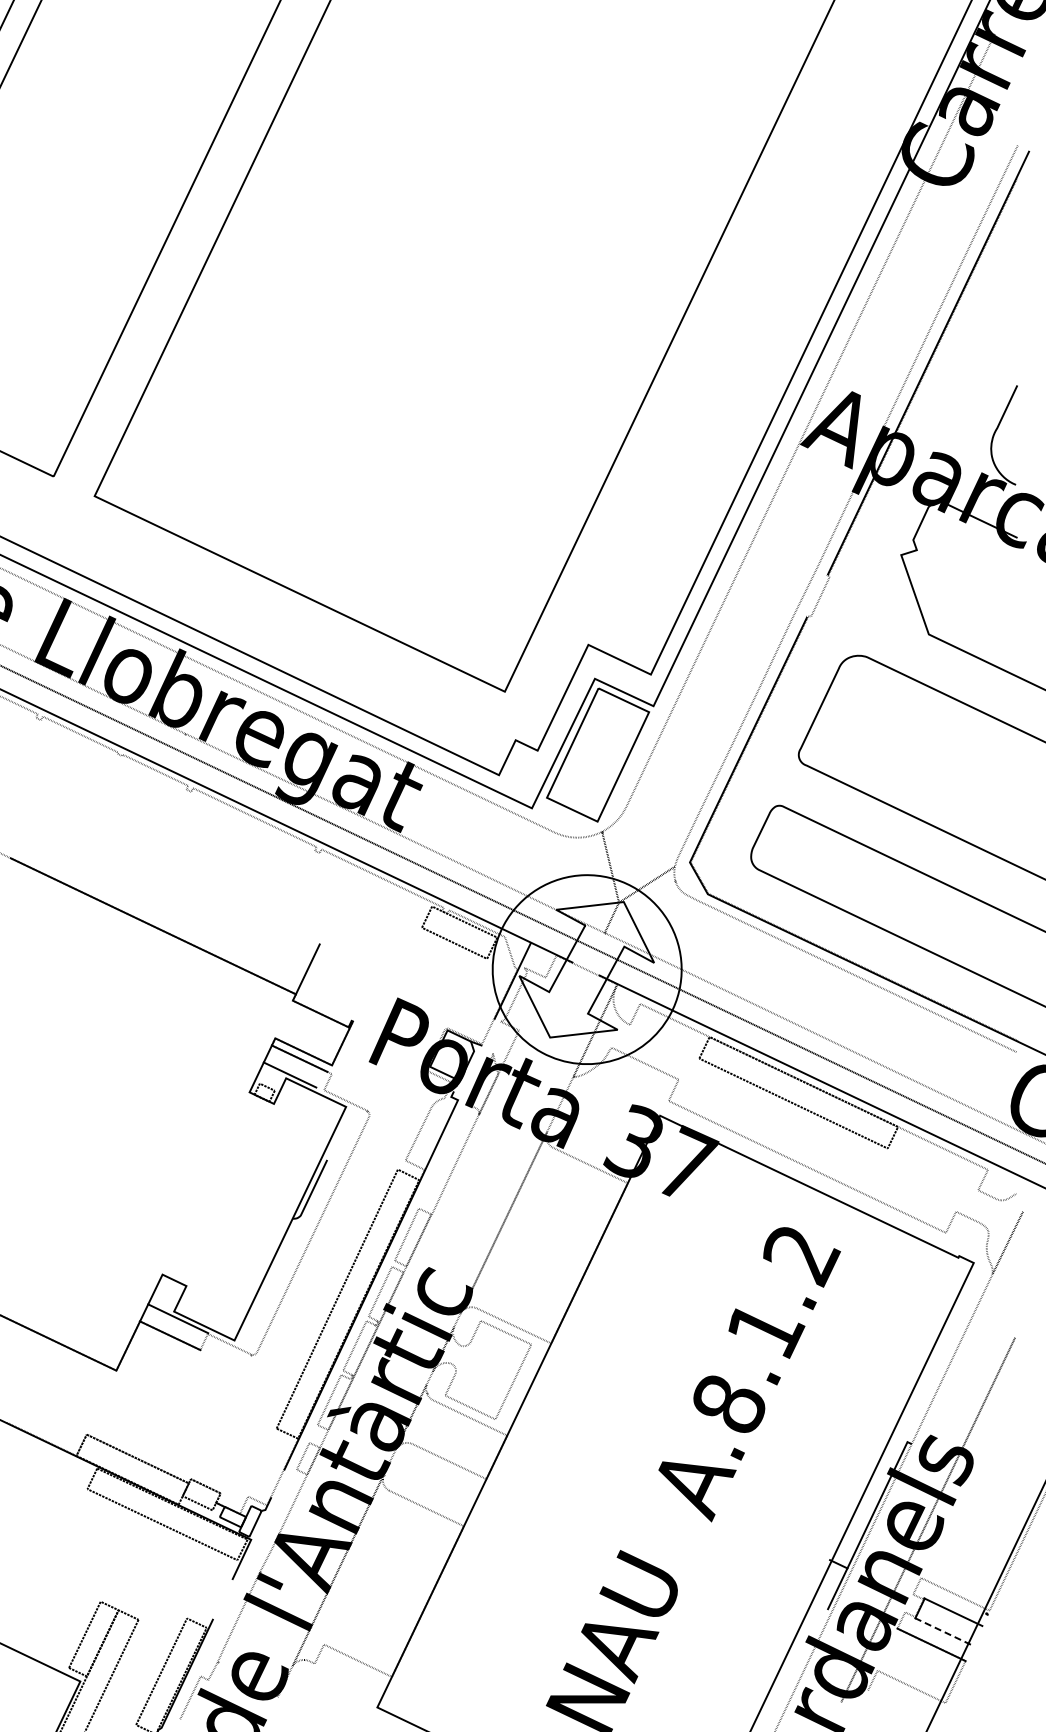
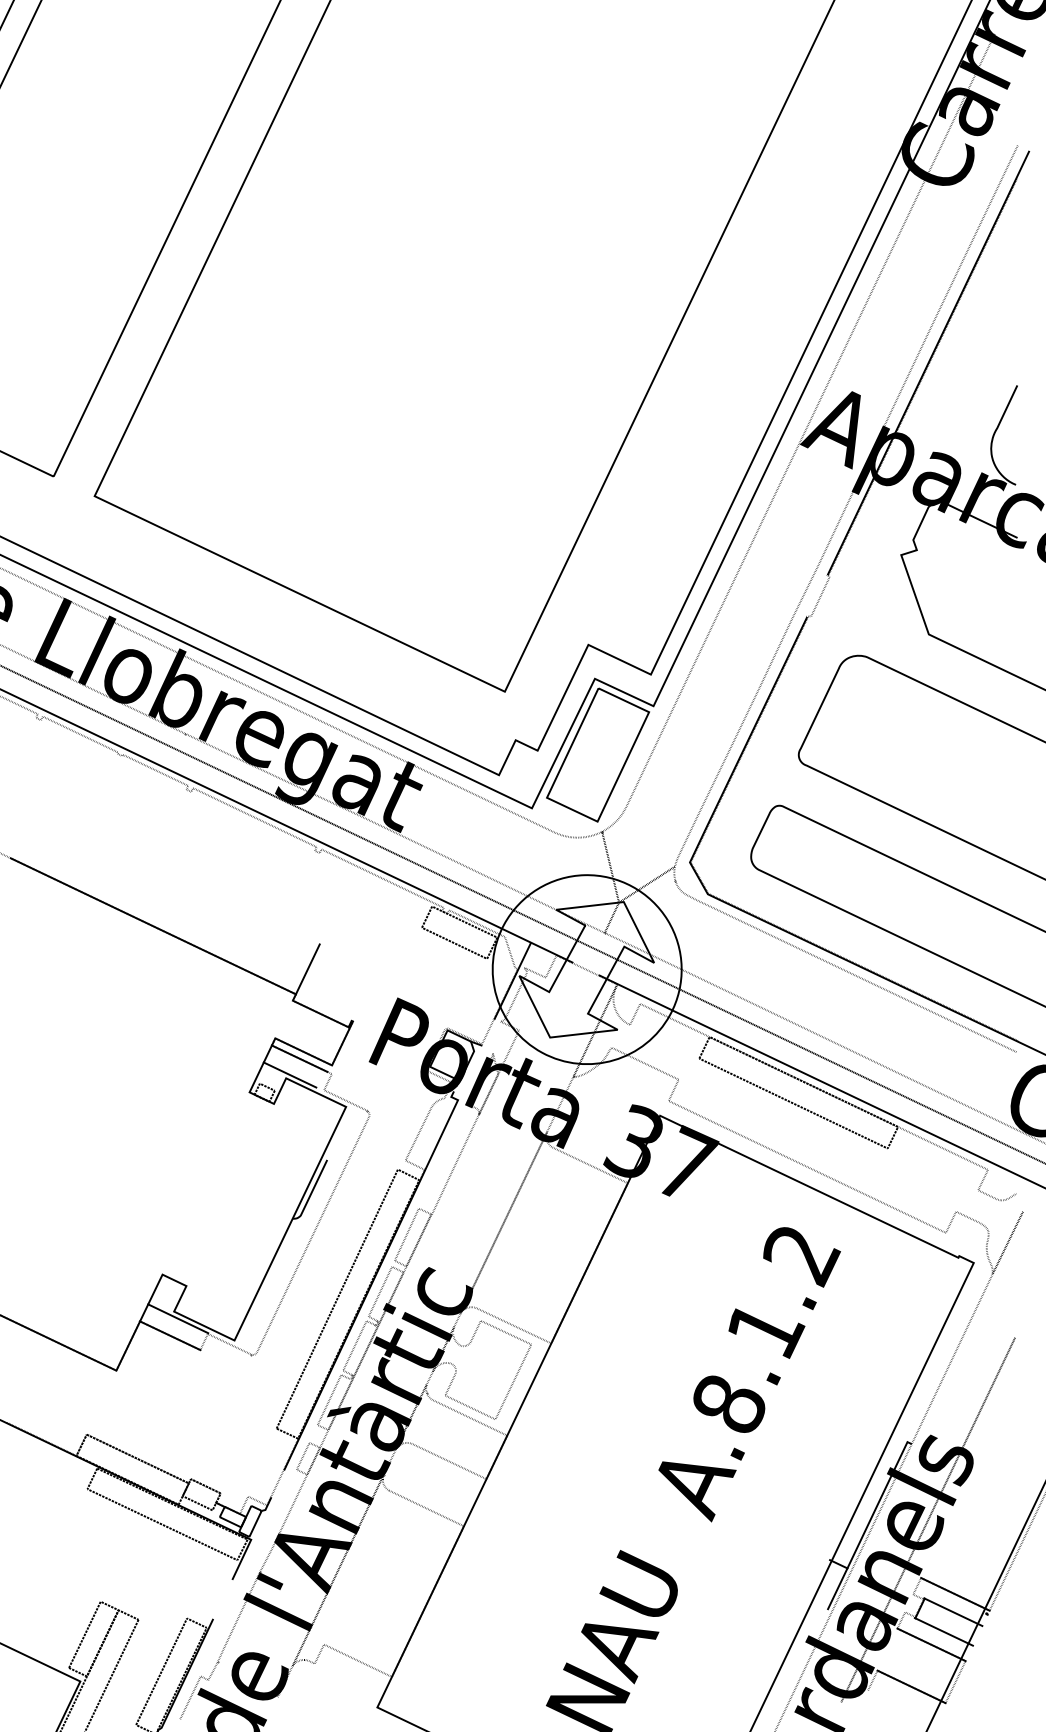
line: none -> present (955, 1594)
line: dashed -> solid (944, 1632)
line: none -> present (911, 1686)
